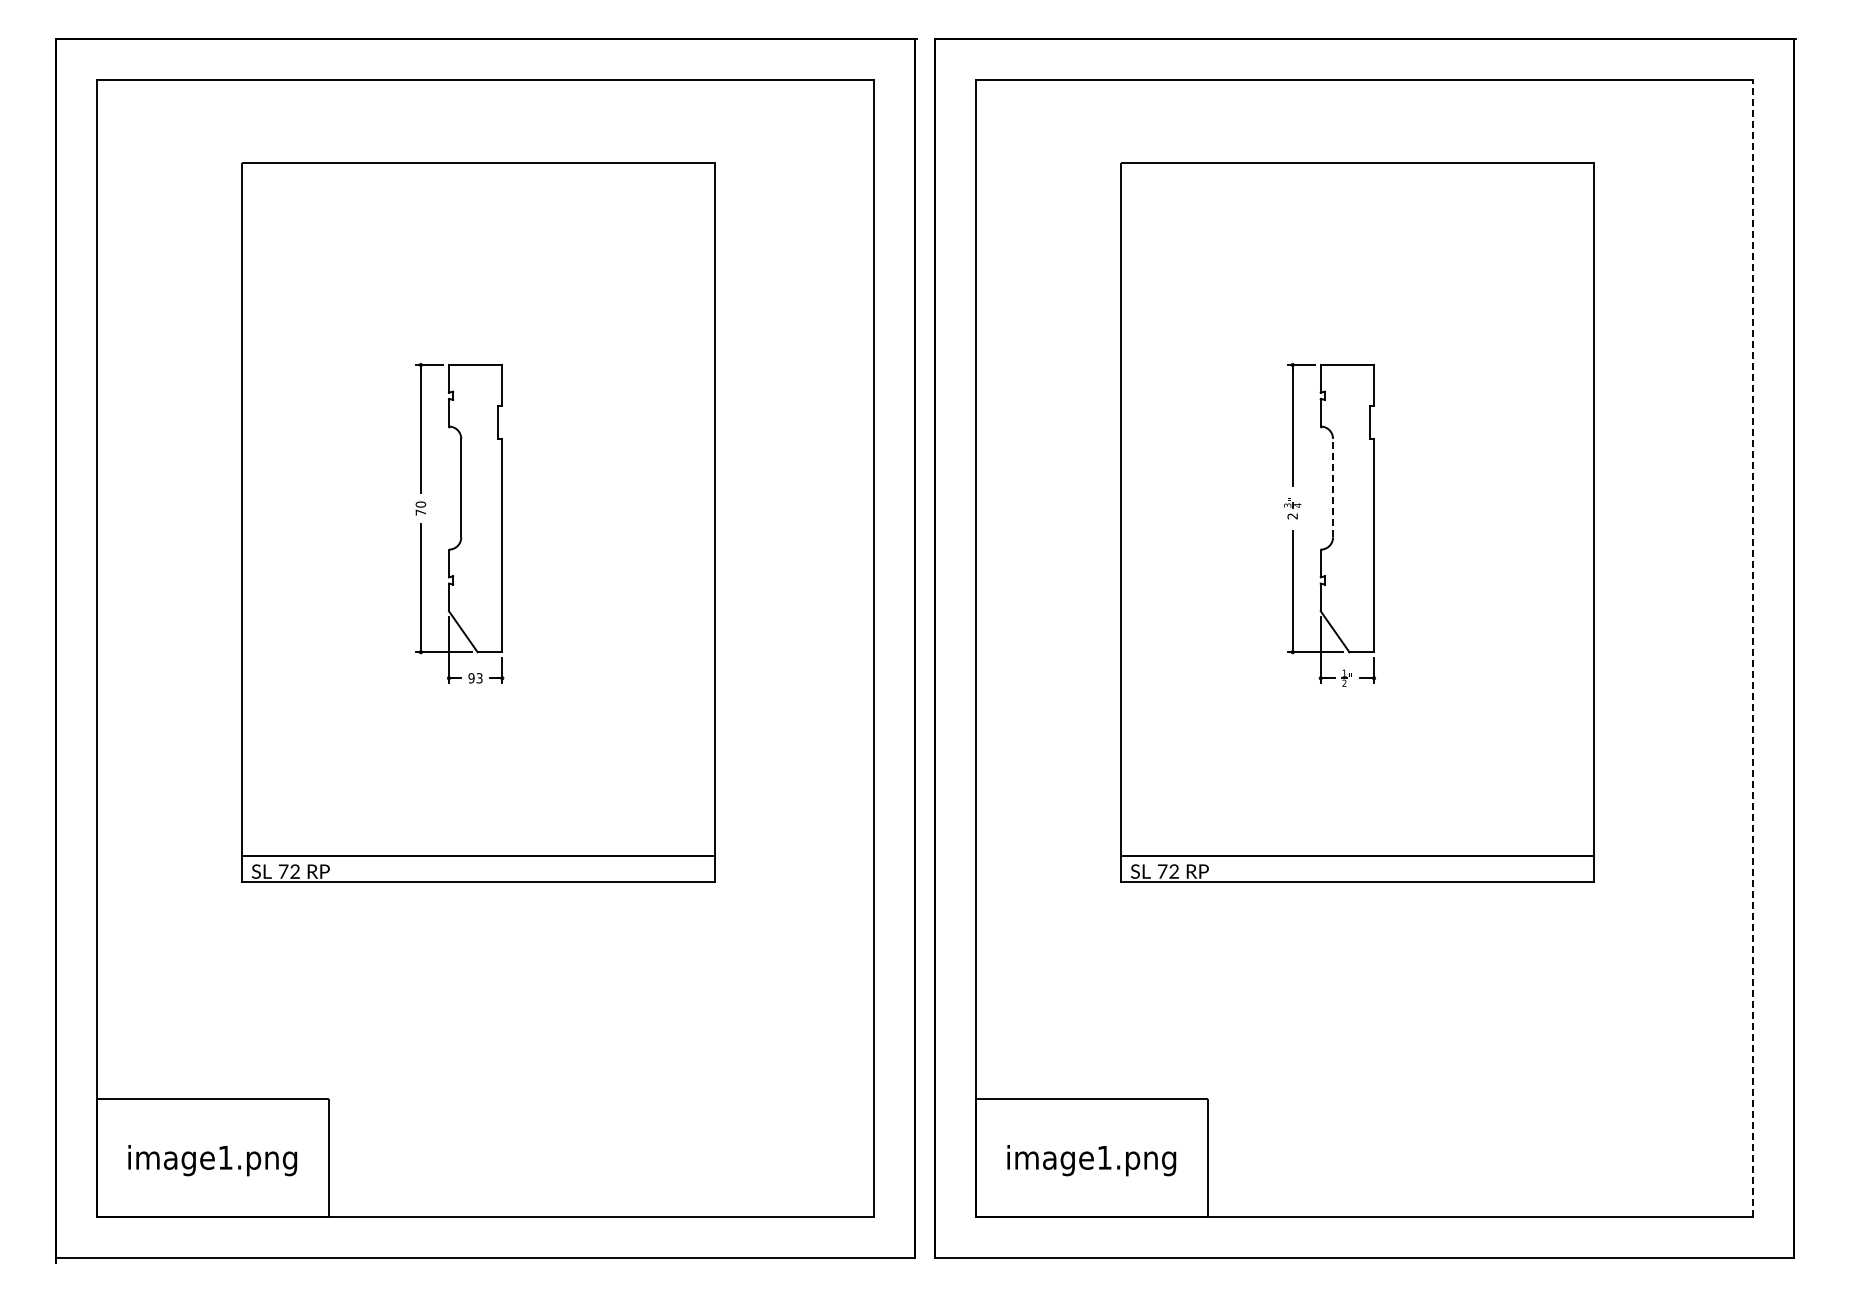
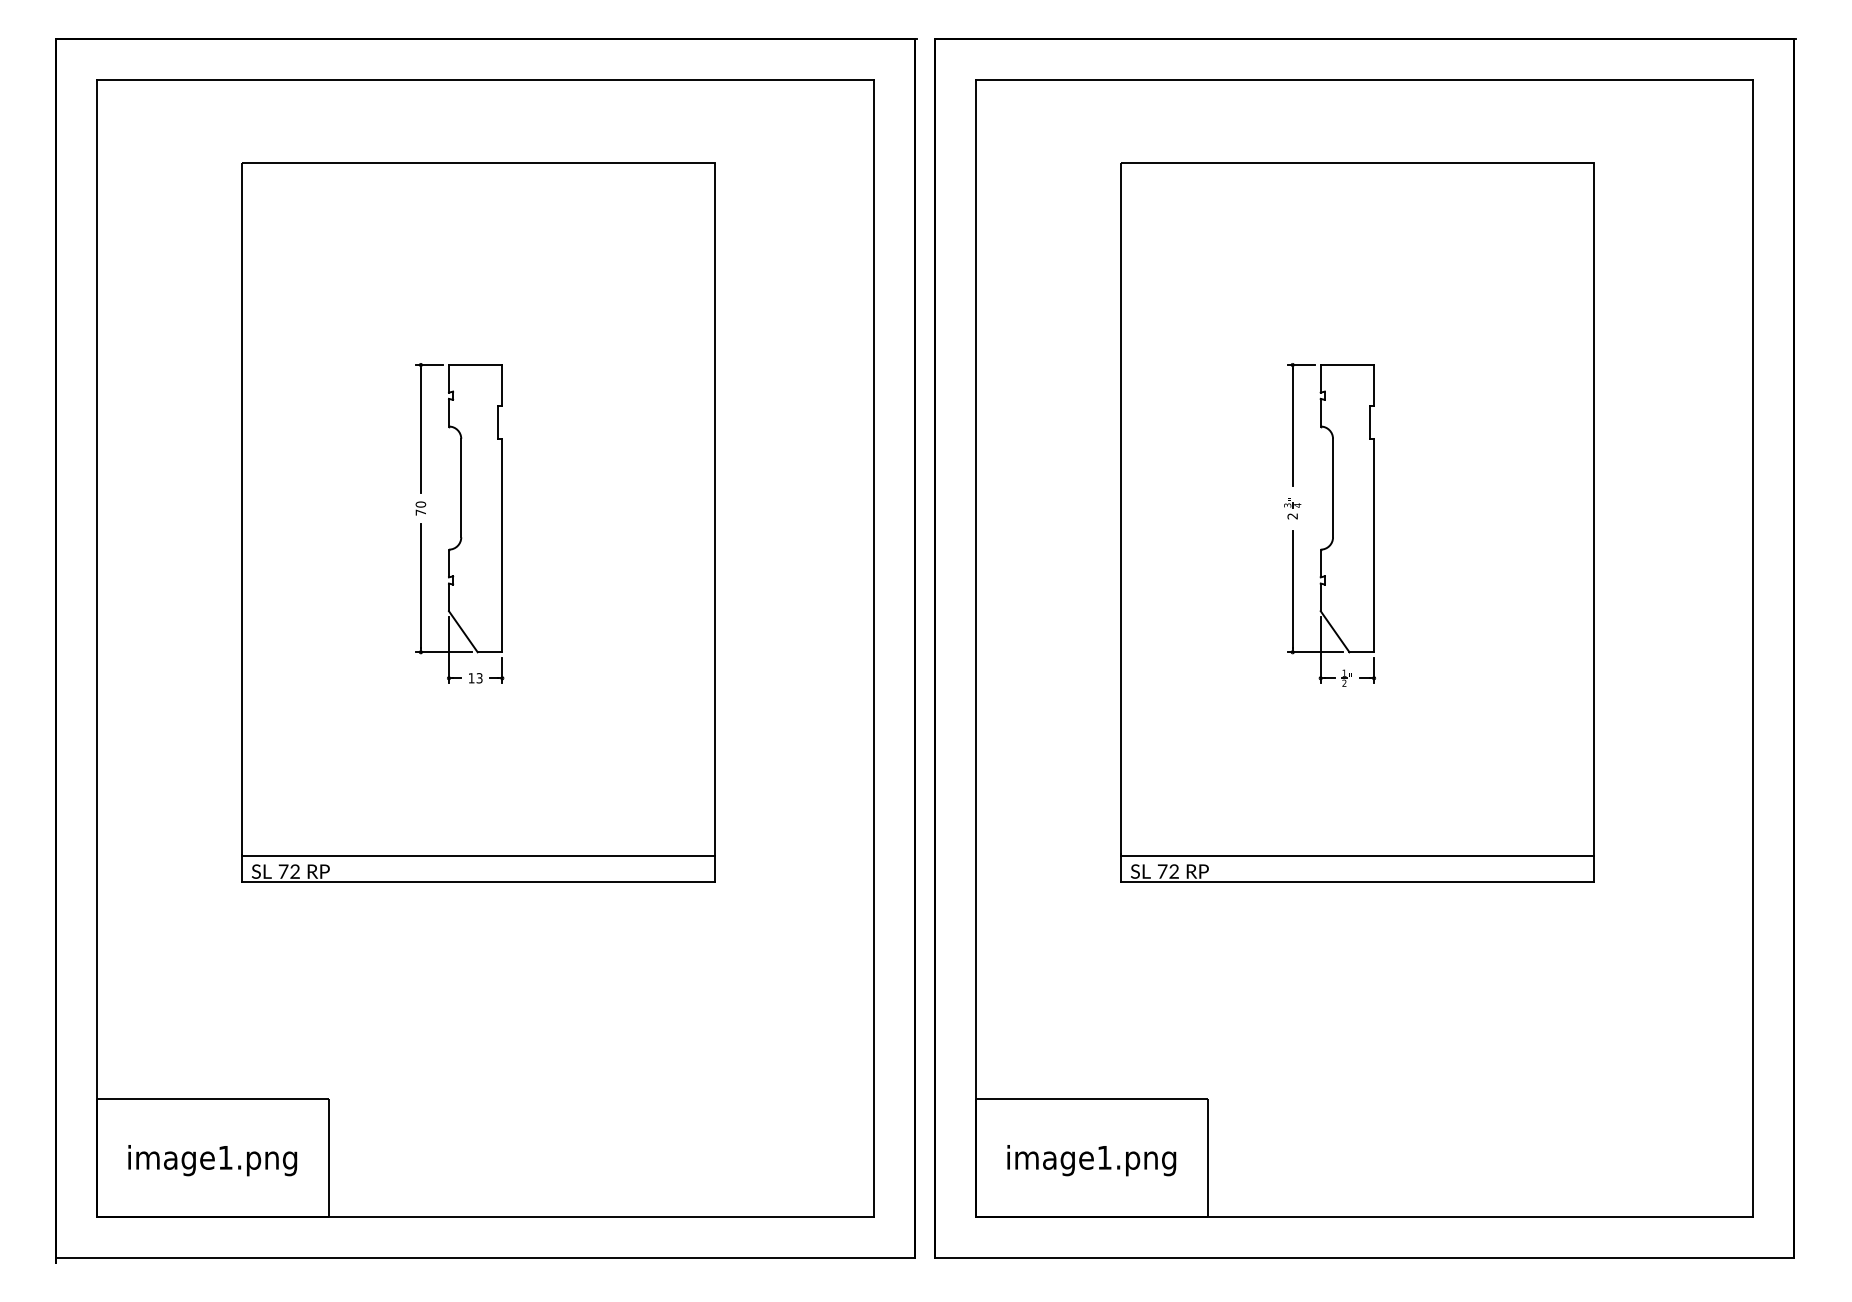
line: dashed -> solid (1333, 487)
line: dashed -> solid (1753, 647)
text: 93 -> 13 (471, 678)
